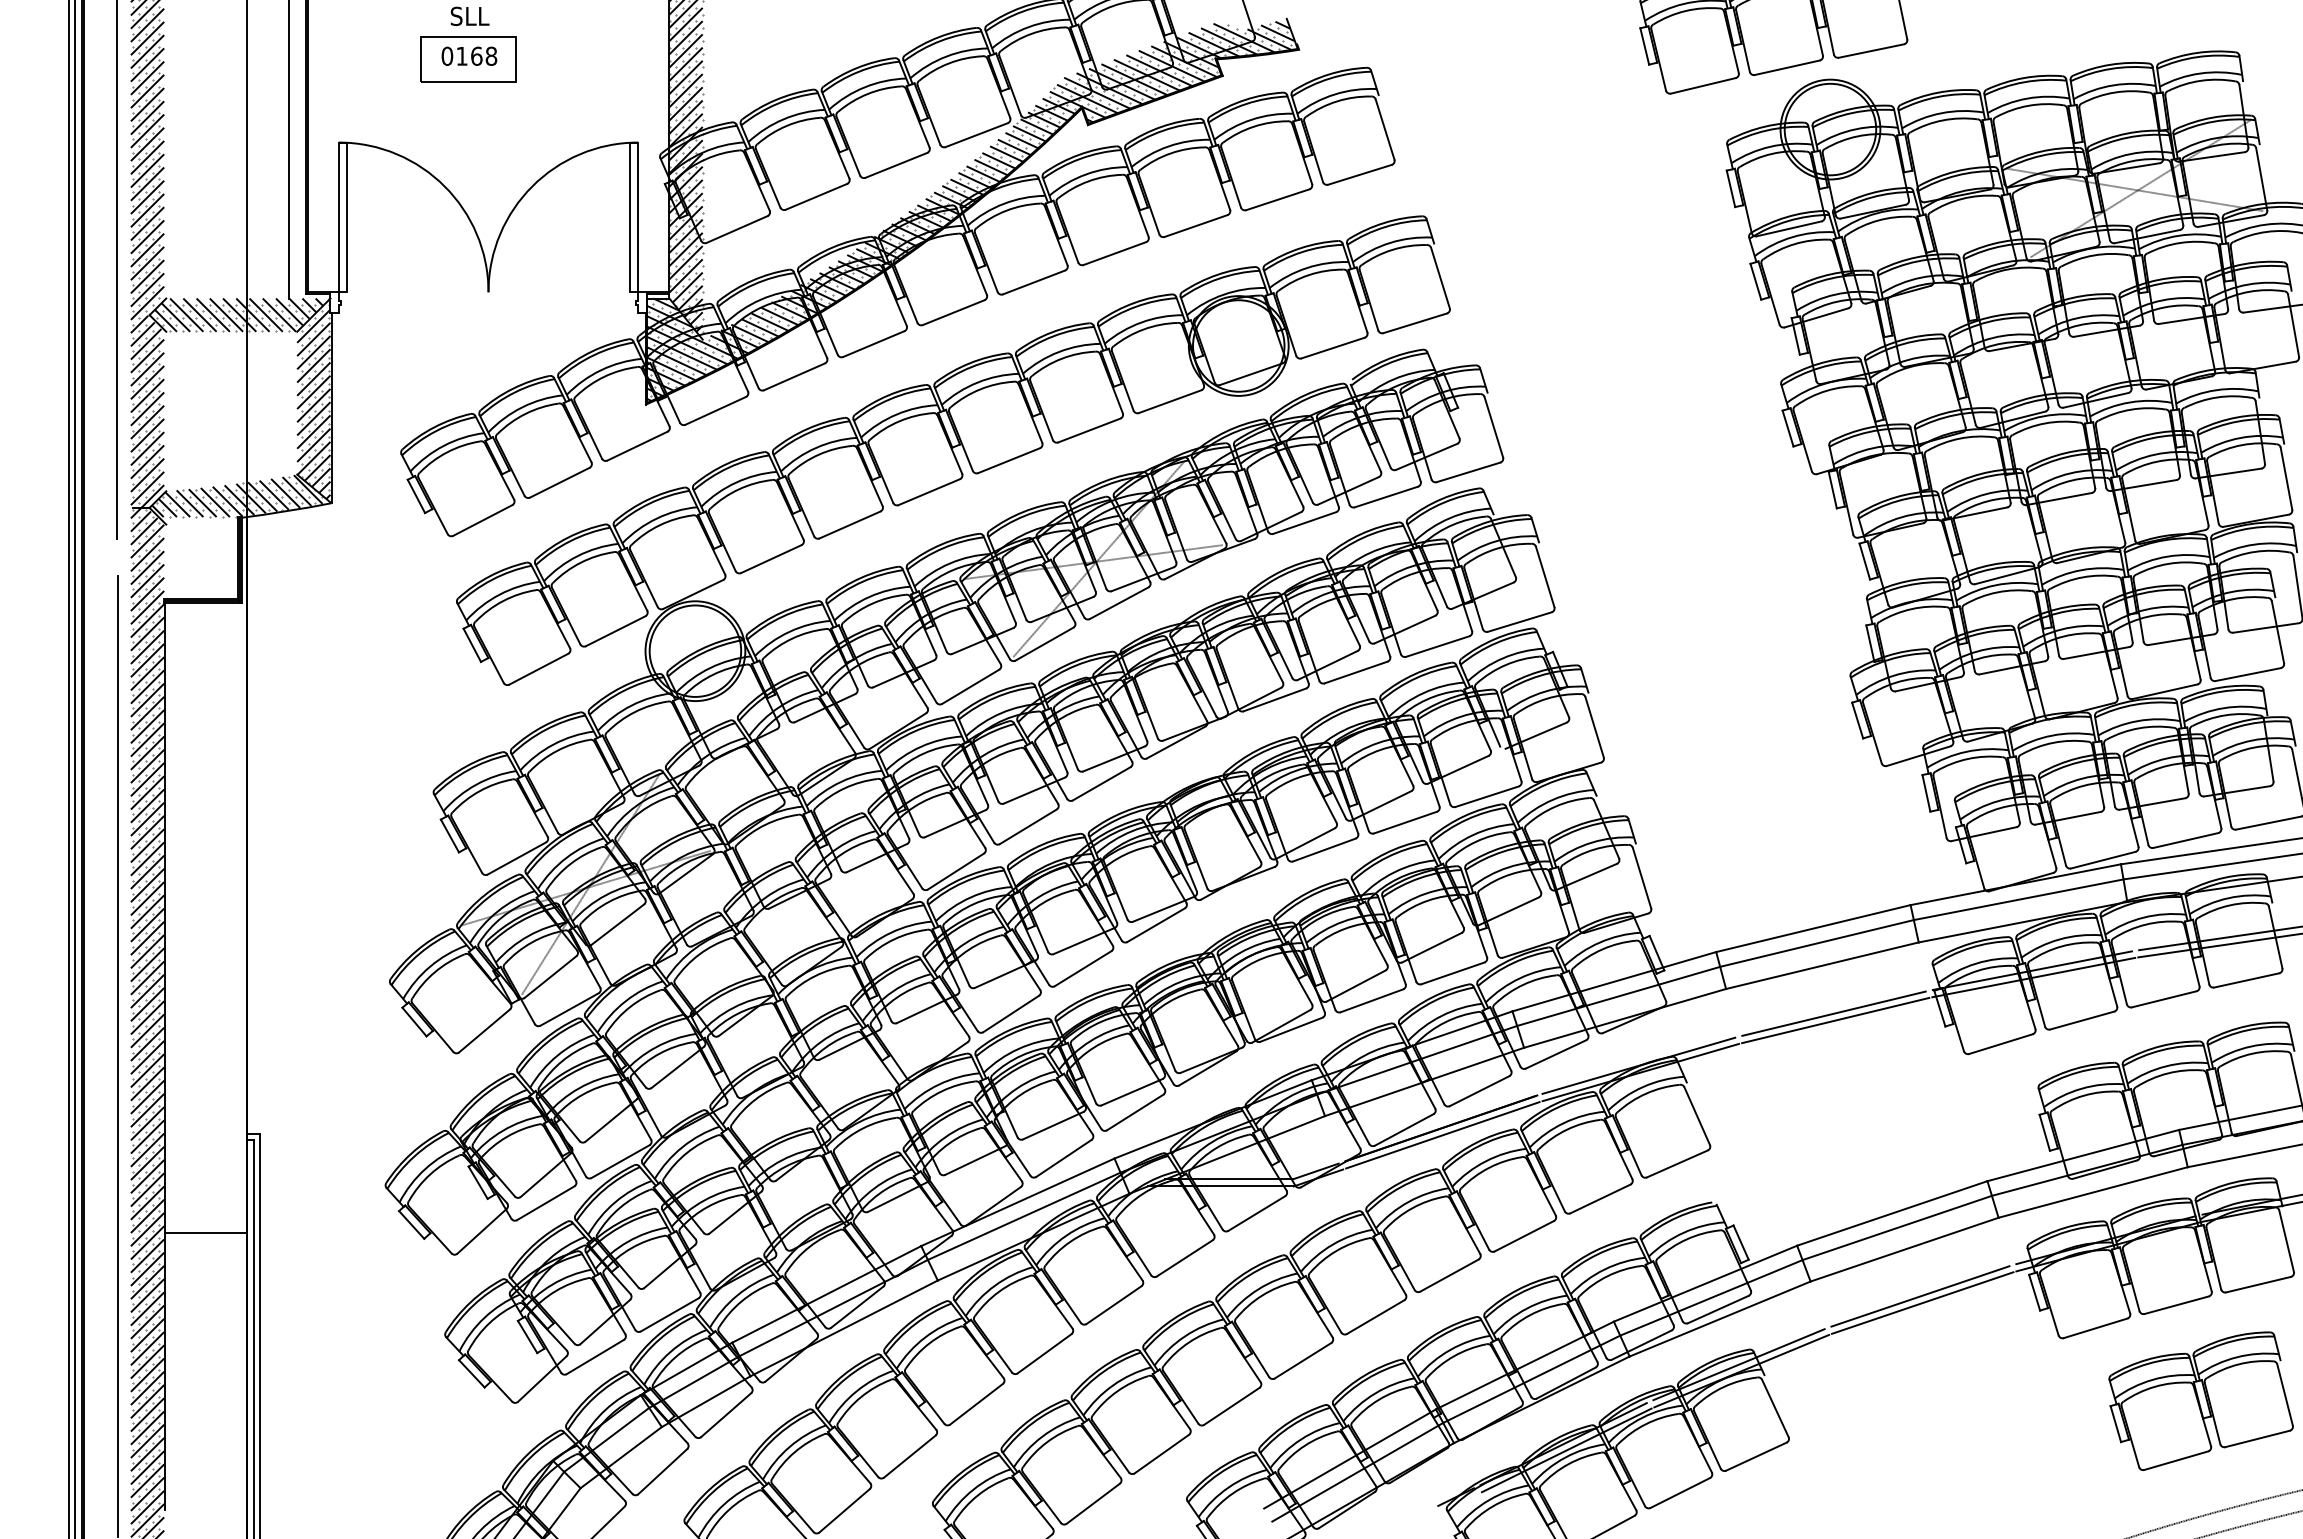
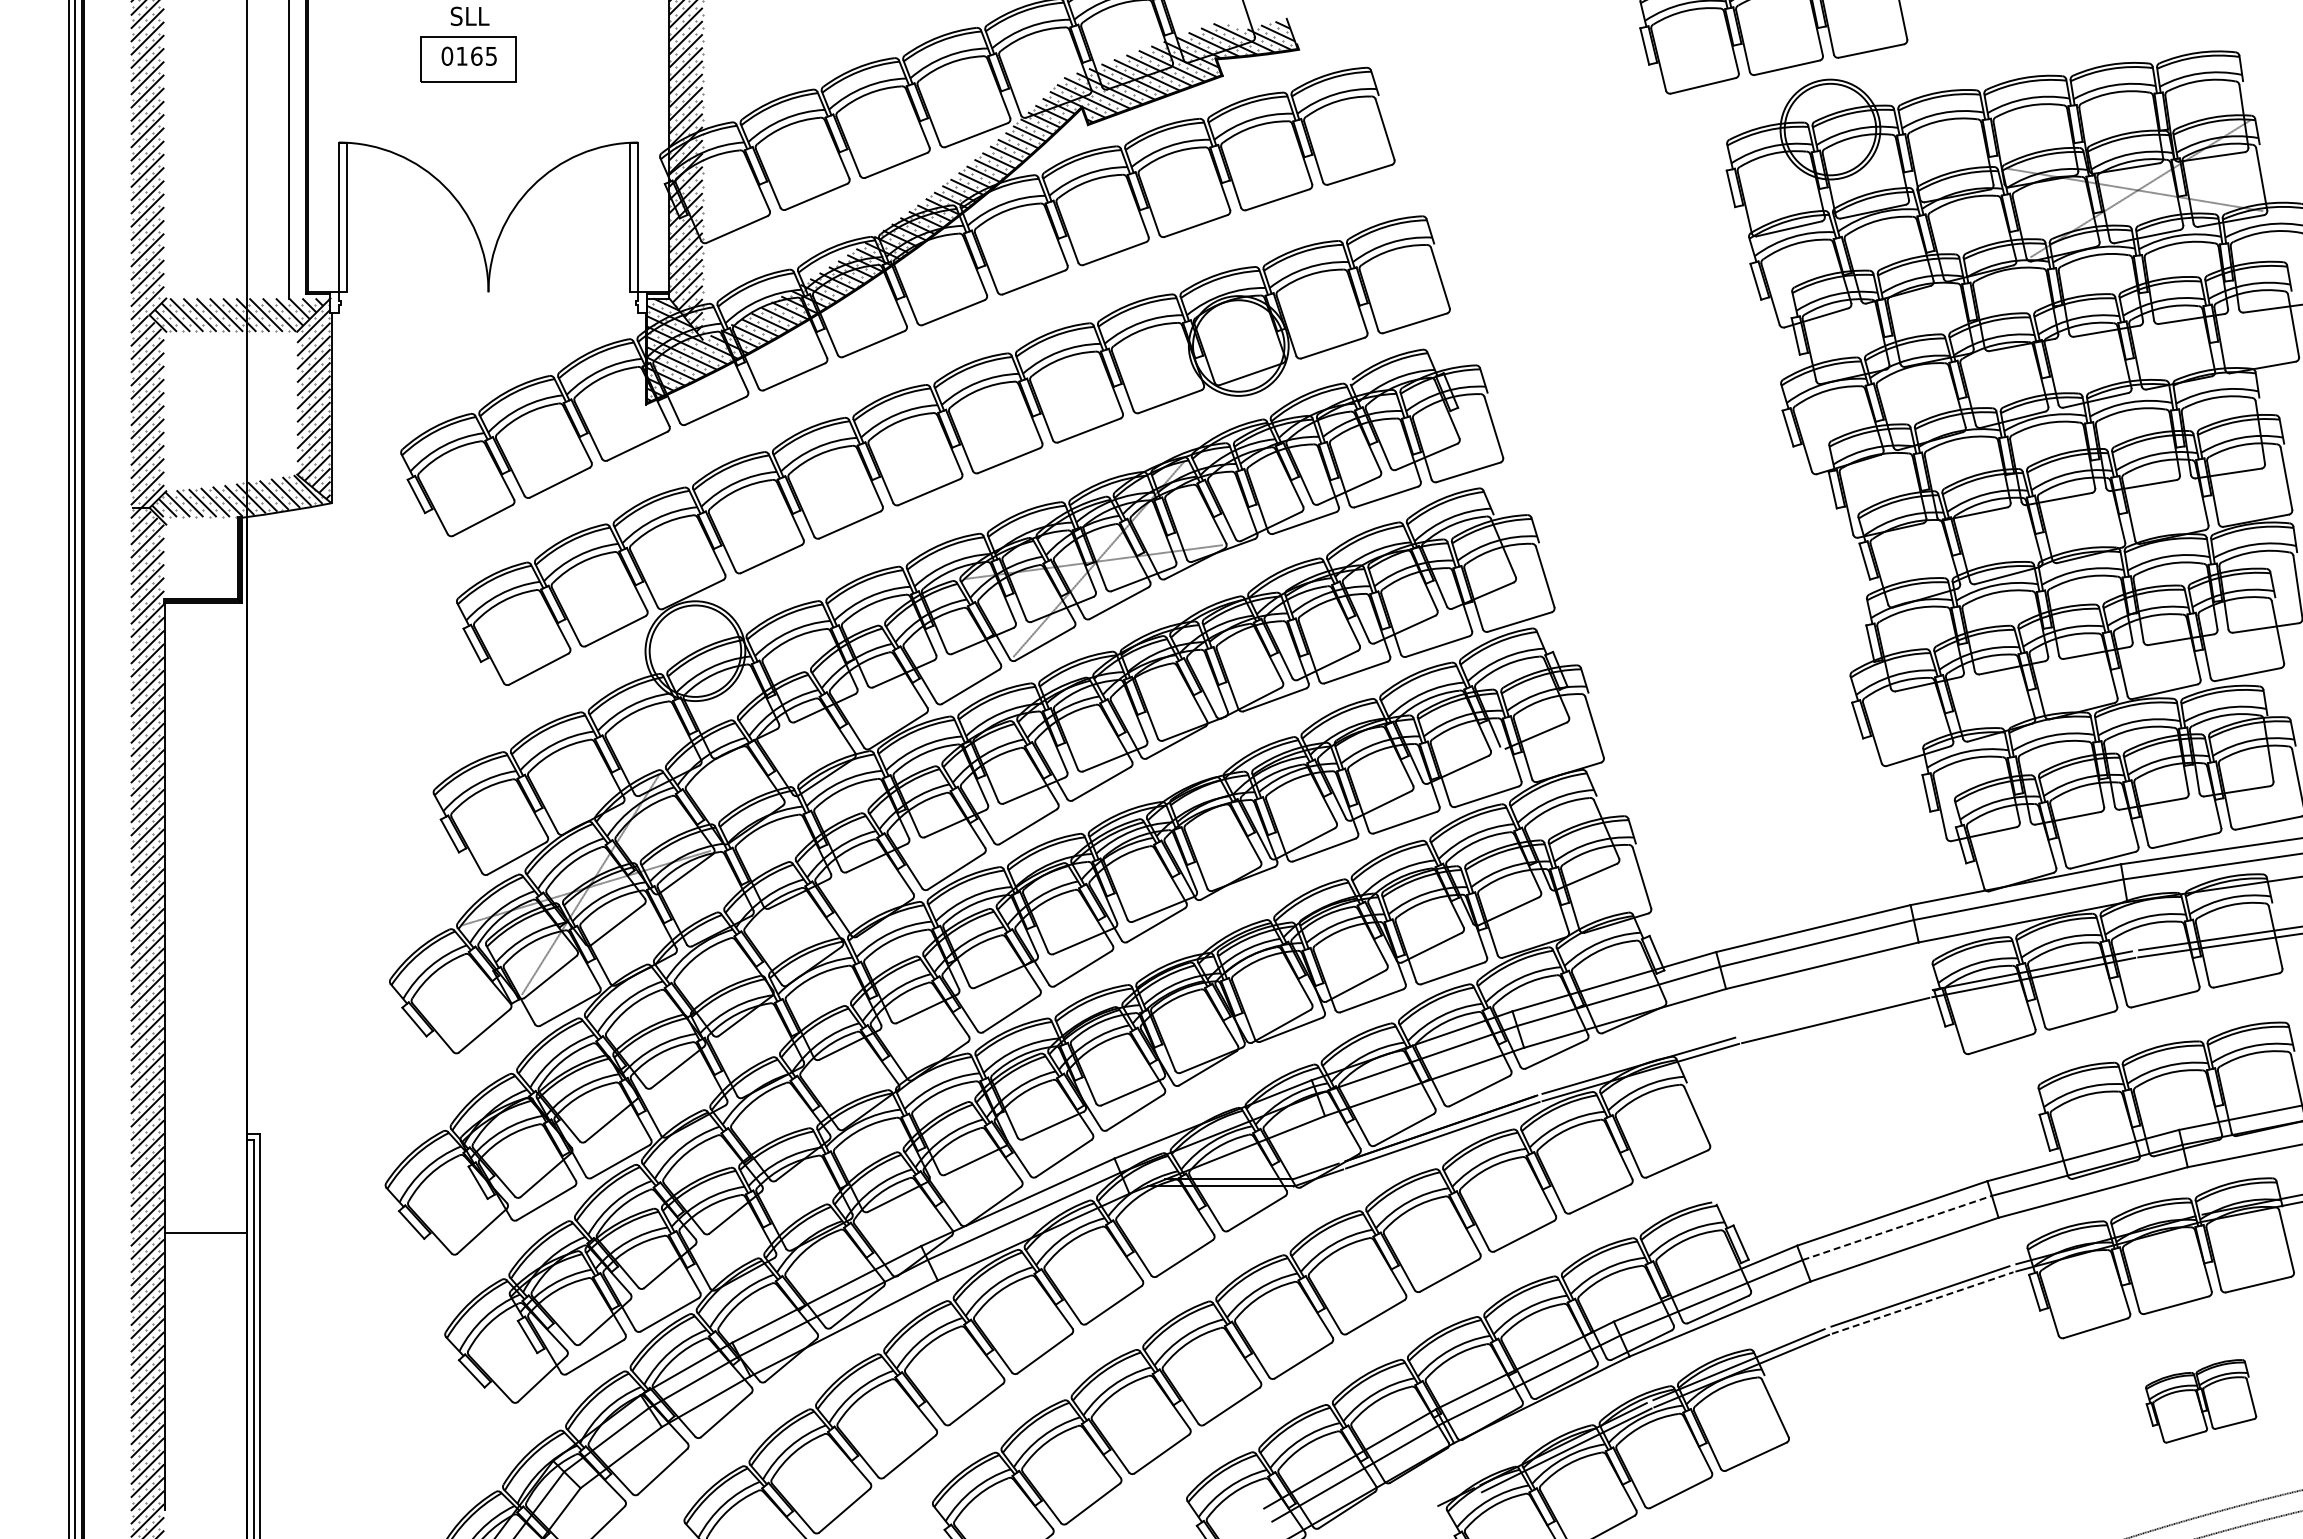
text: 0168 -> 0165 (491, 55)
line: present -> none (117, 270)
line: present -> none (1833, 1013)
line: present -> none (117, 1055)
line: solid -> dashed (1897, 1227)
line: solid -> dashed (1922, 1303)
part size: 186x141 px -> 113x85 px (2201, 1401)
